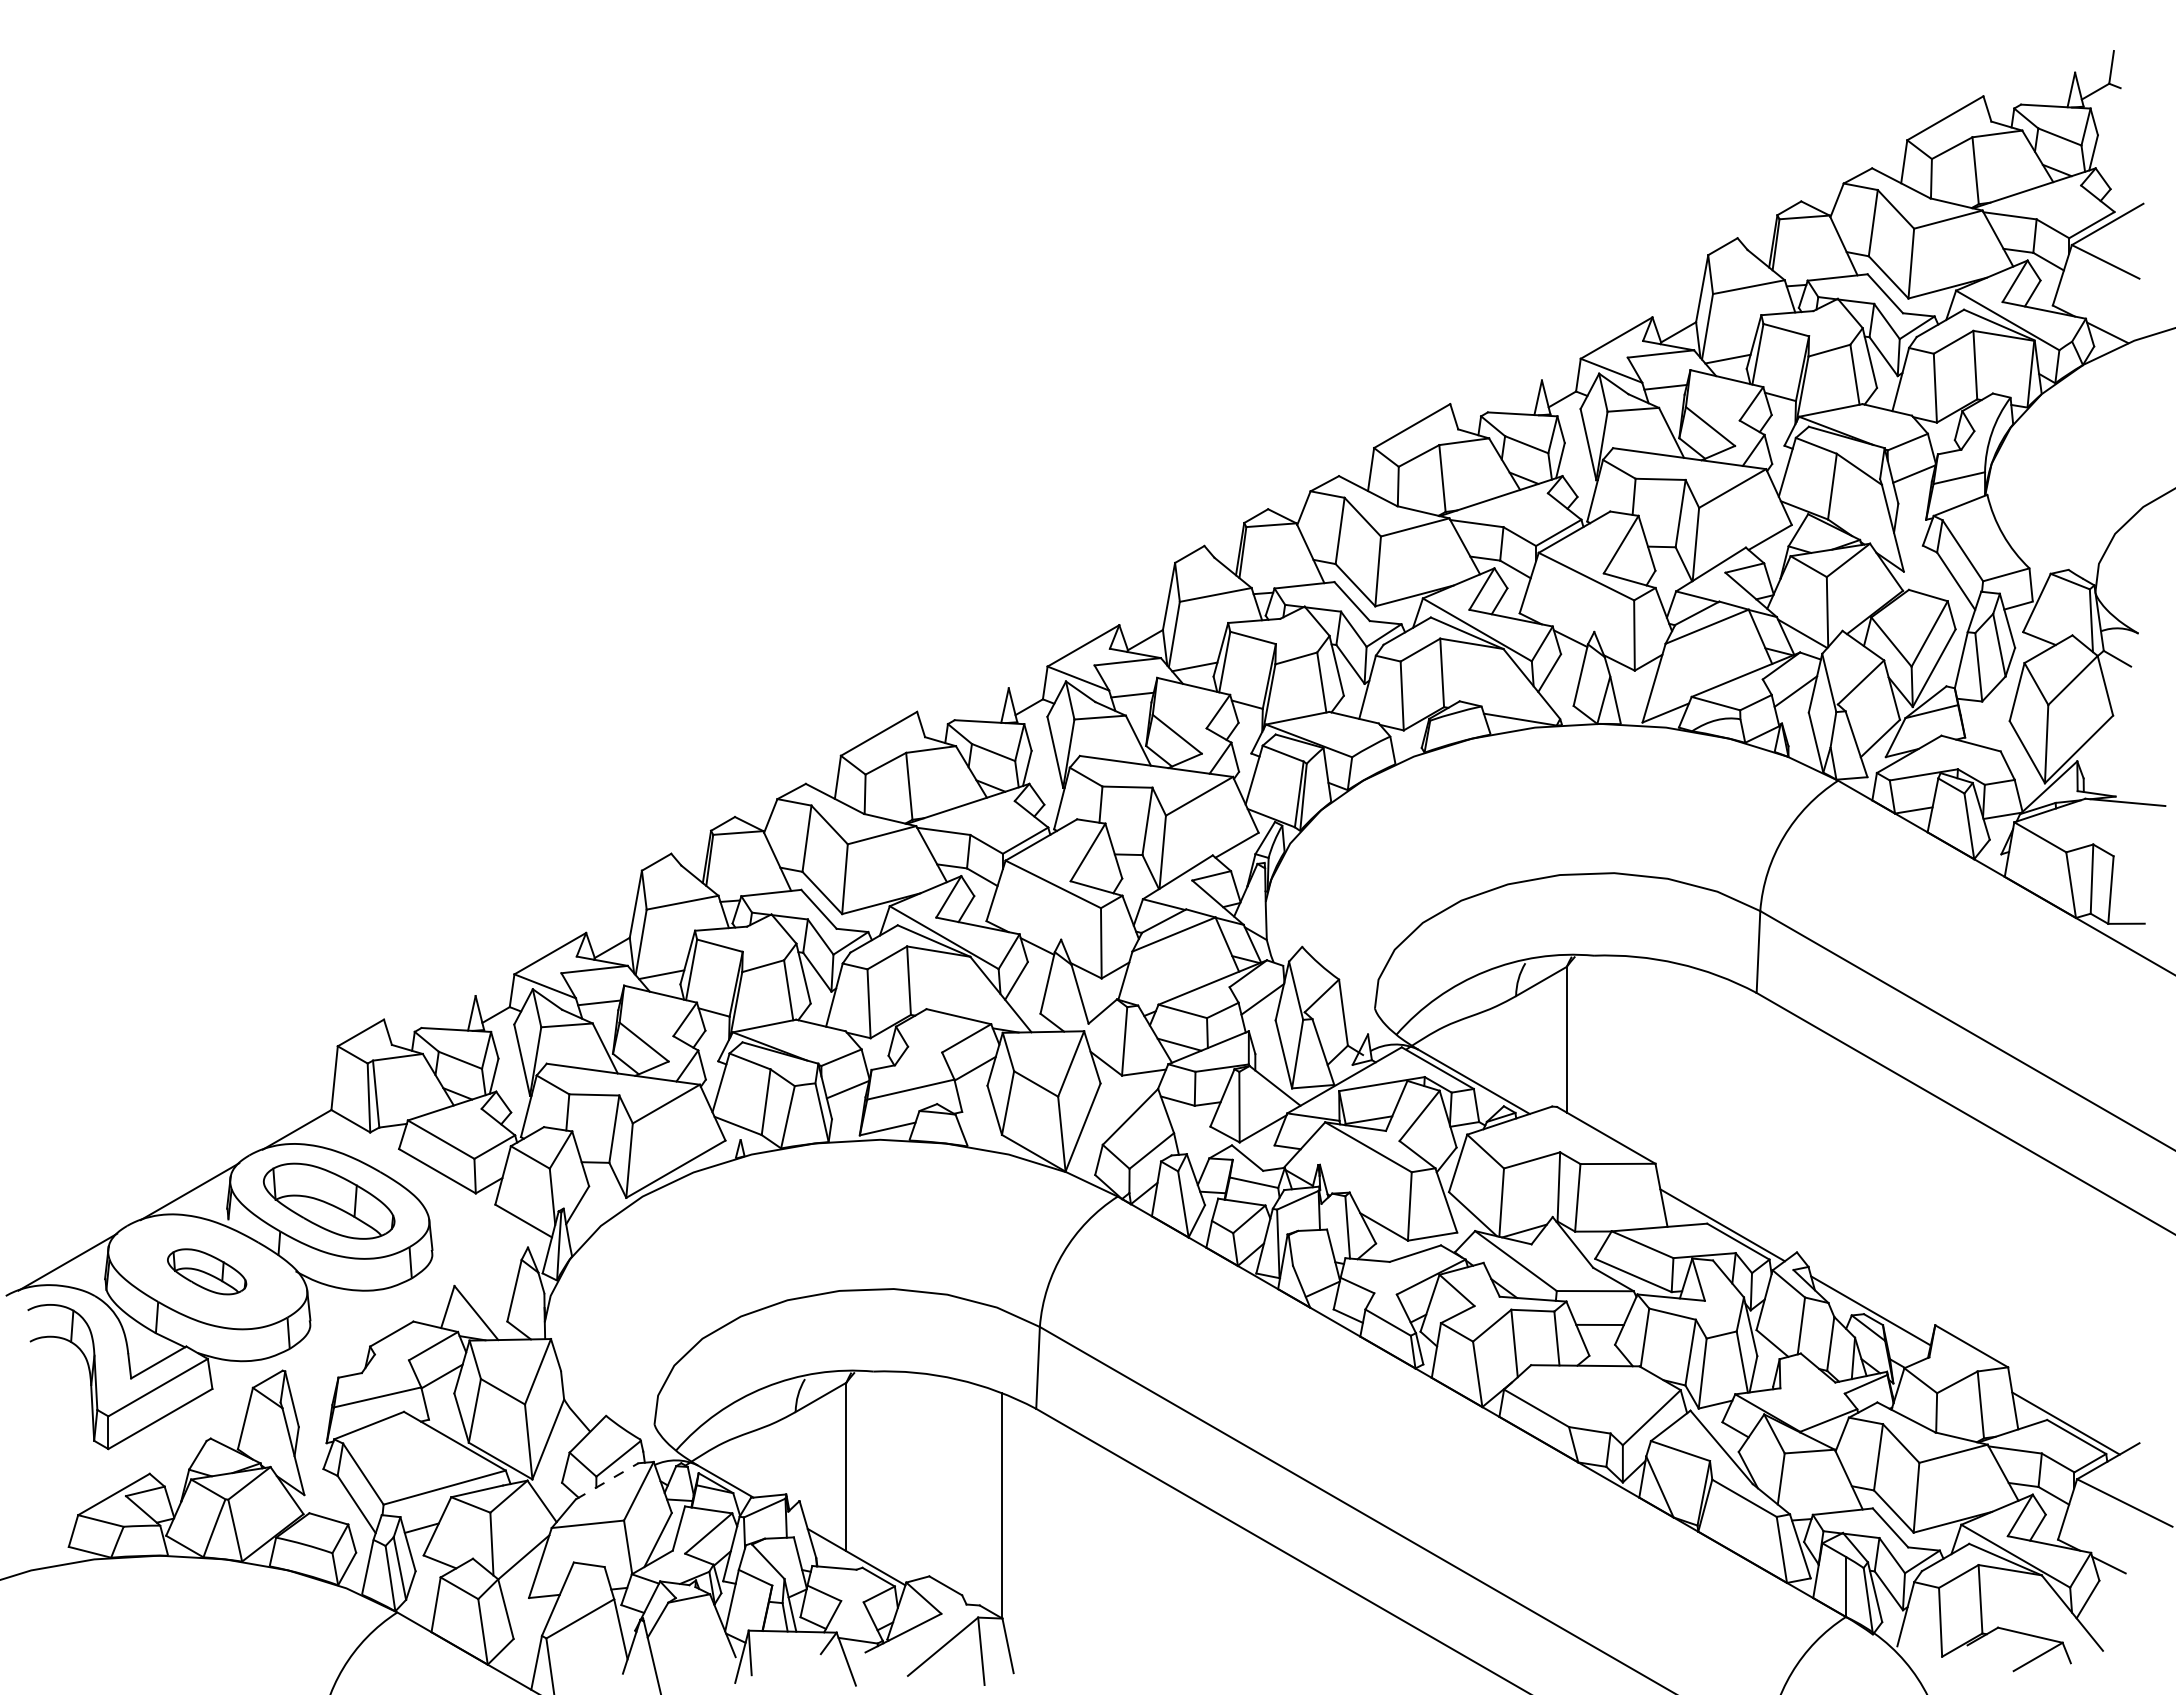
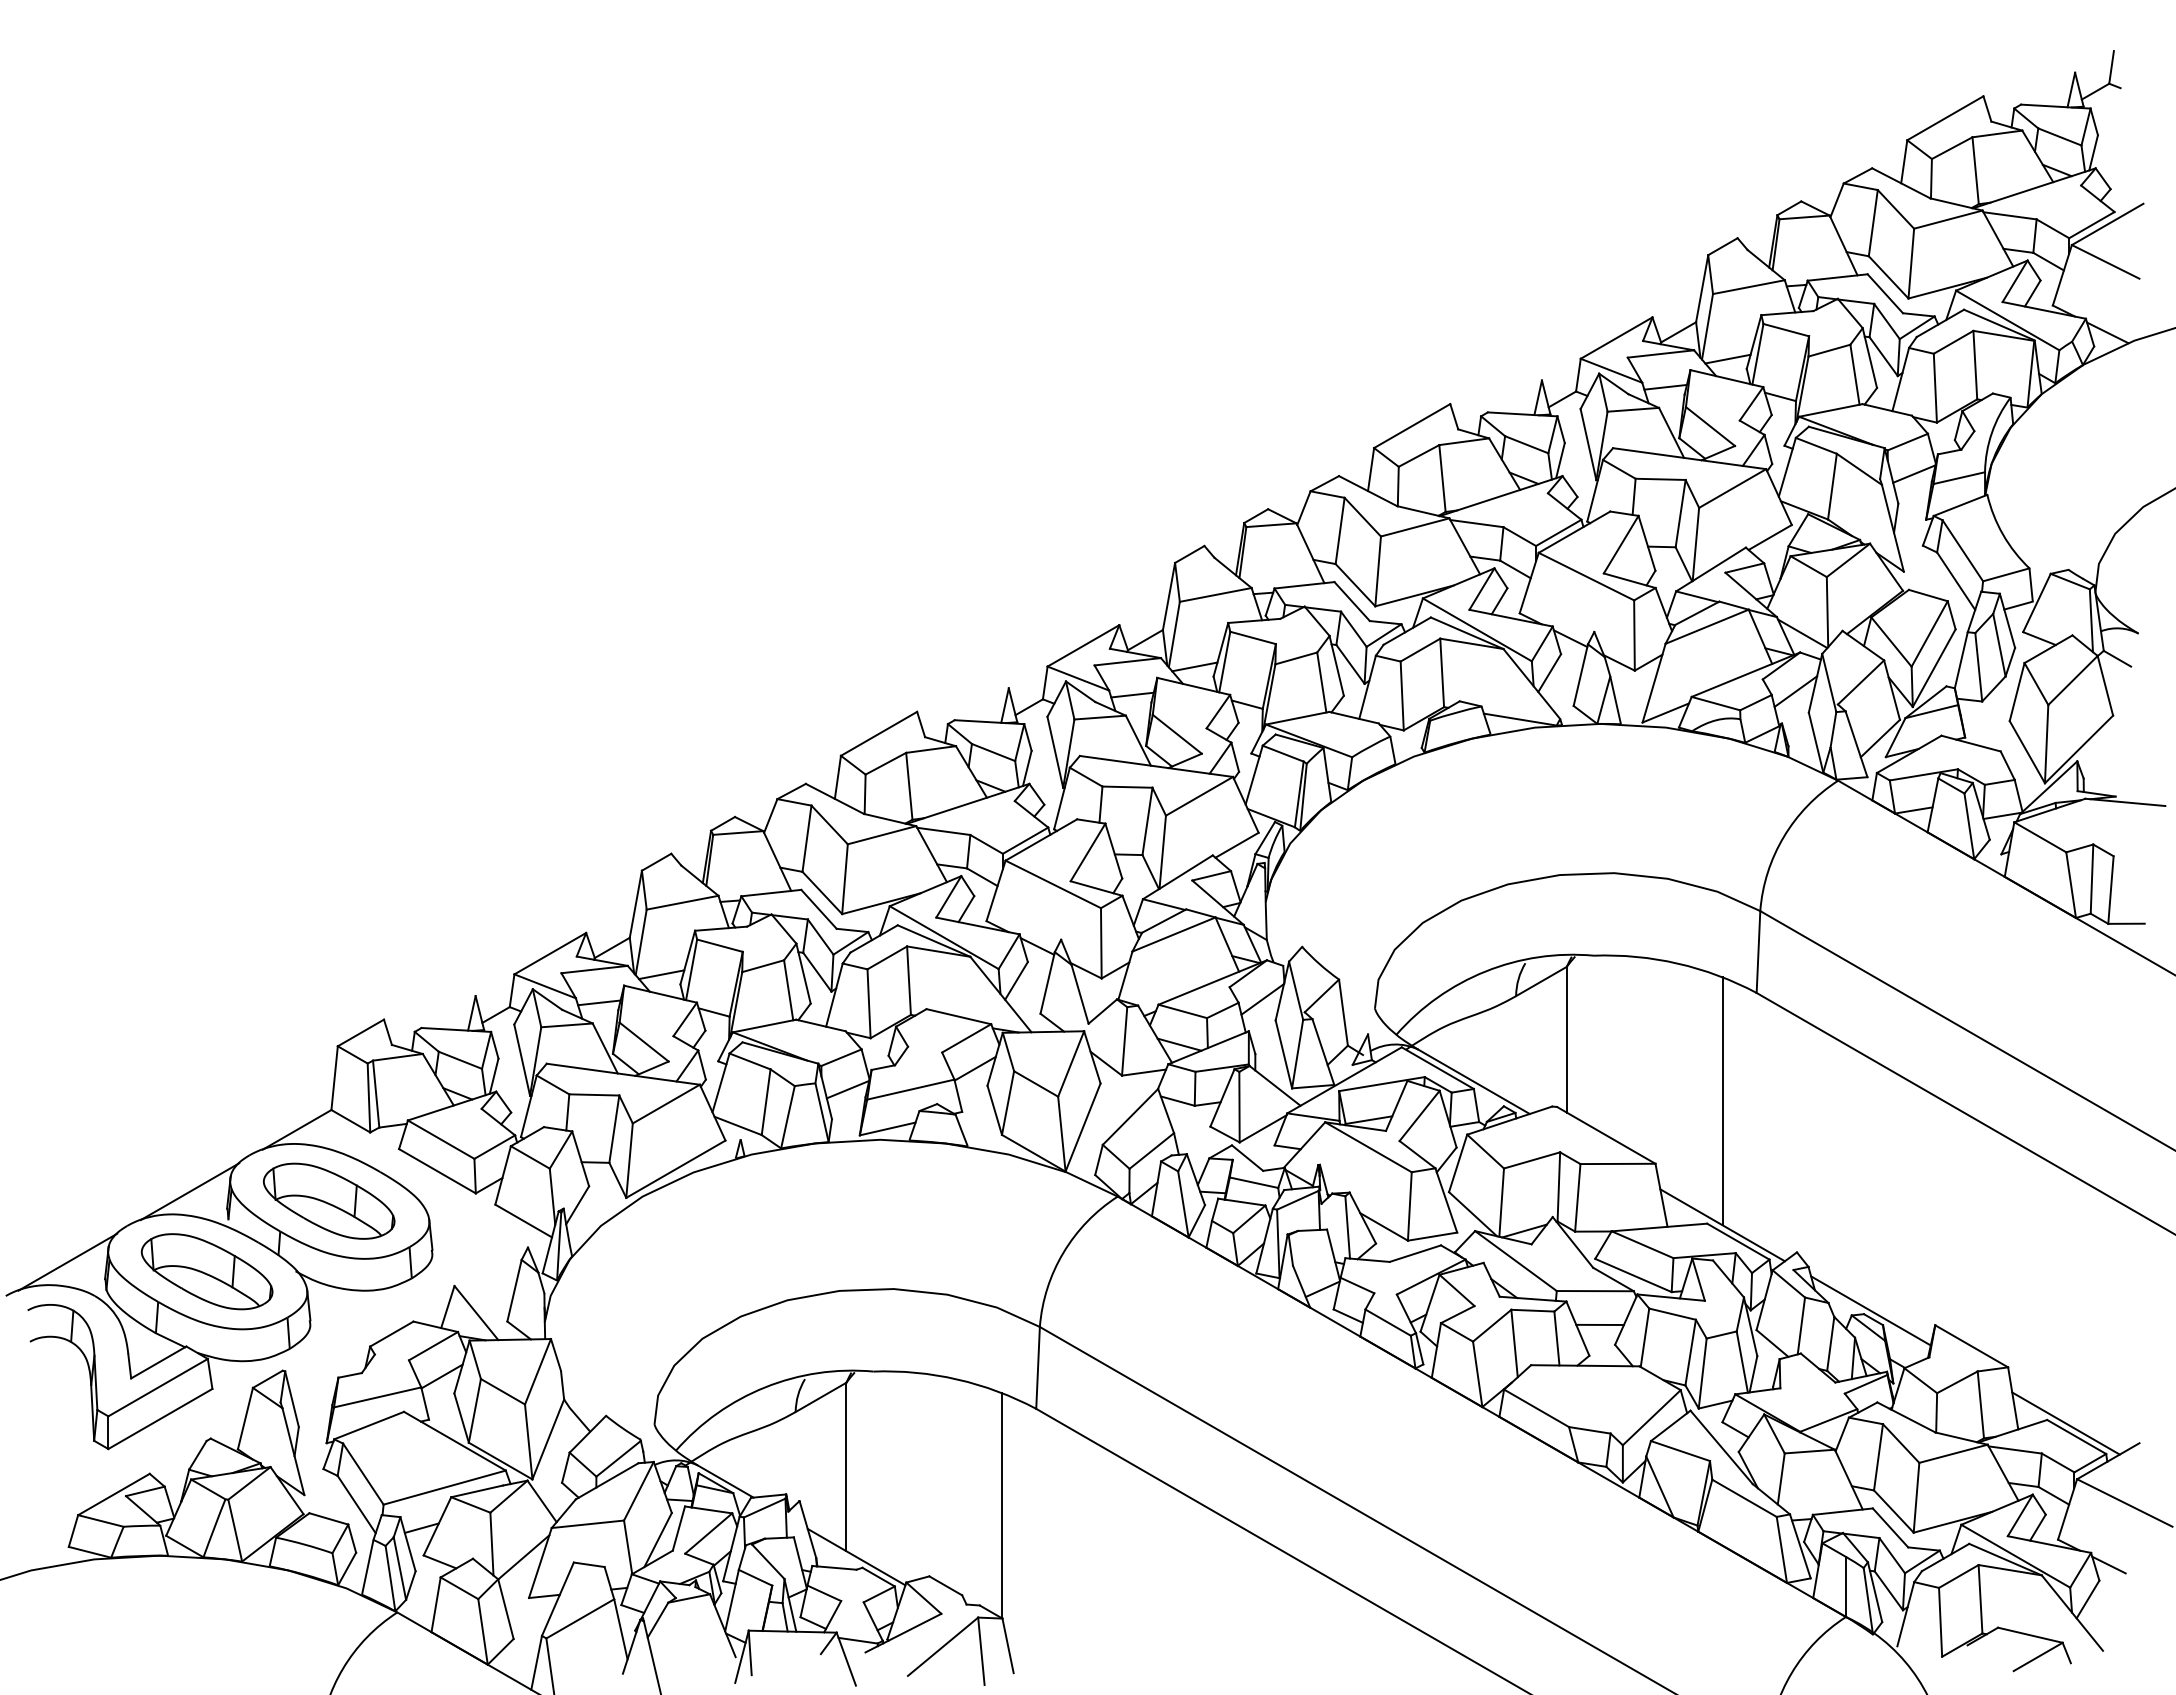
line: none -> present (1722, 1100)
part size: 81x48 px -> 134x78 px (206, 1271)
line: dashed -> solid (607, 1481)
